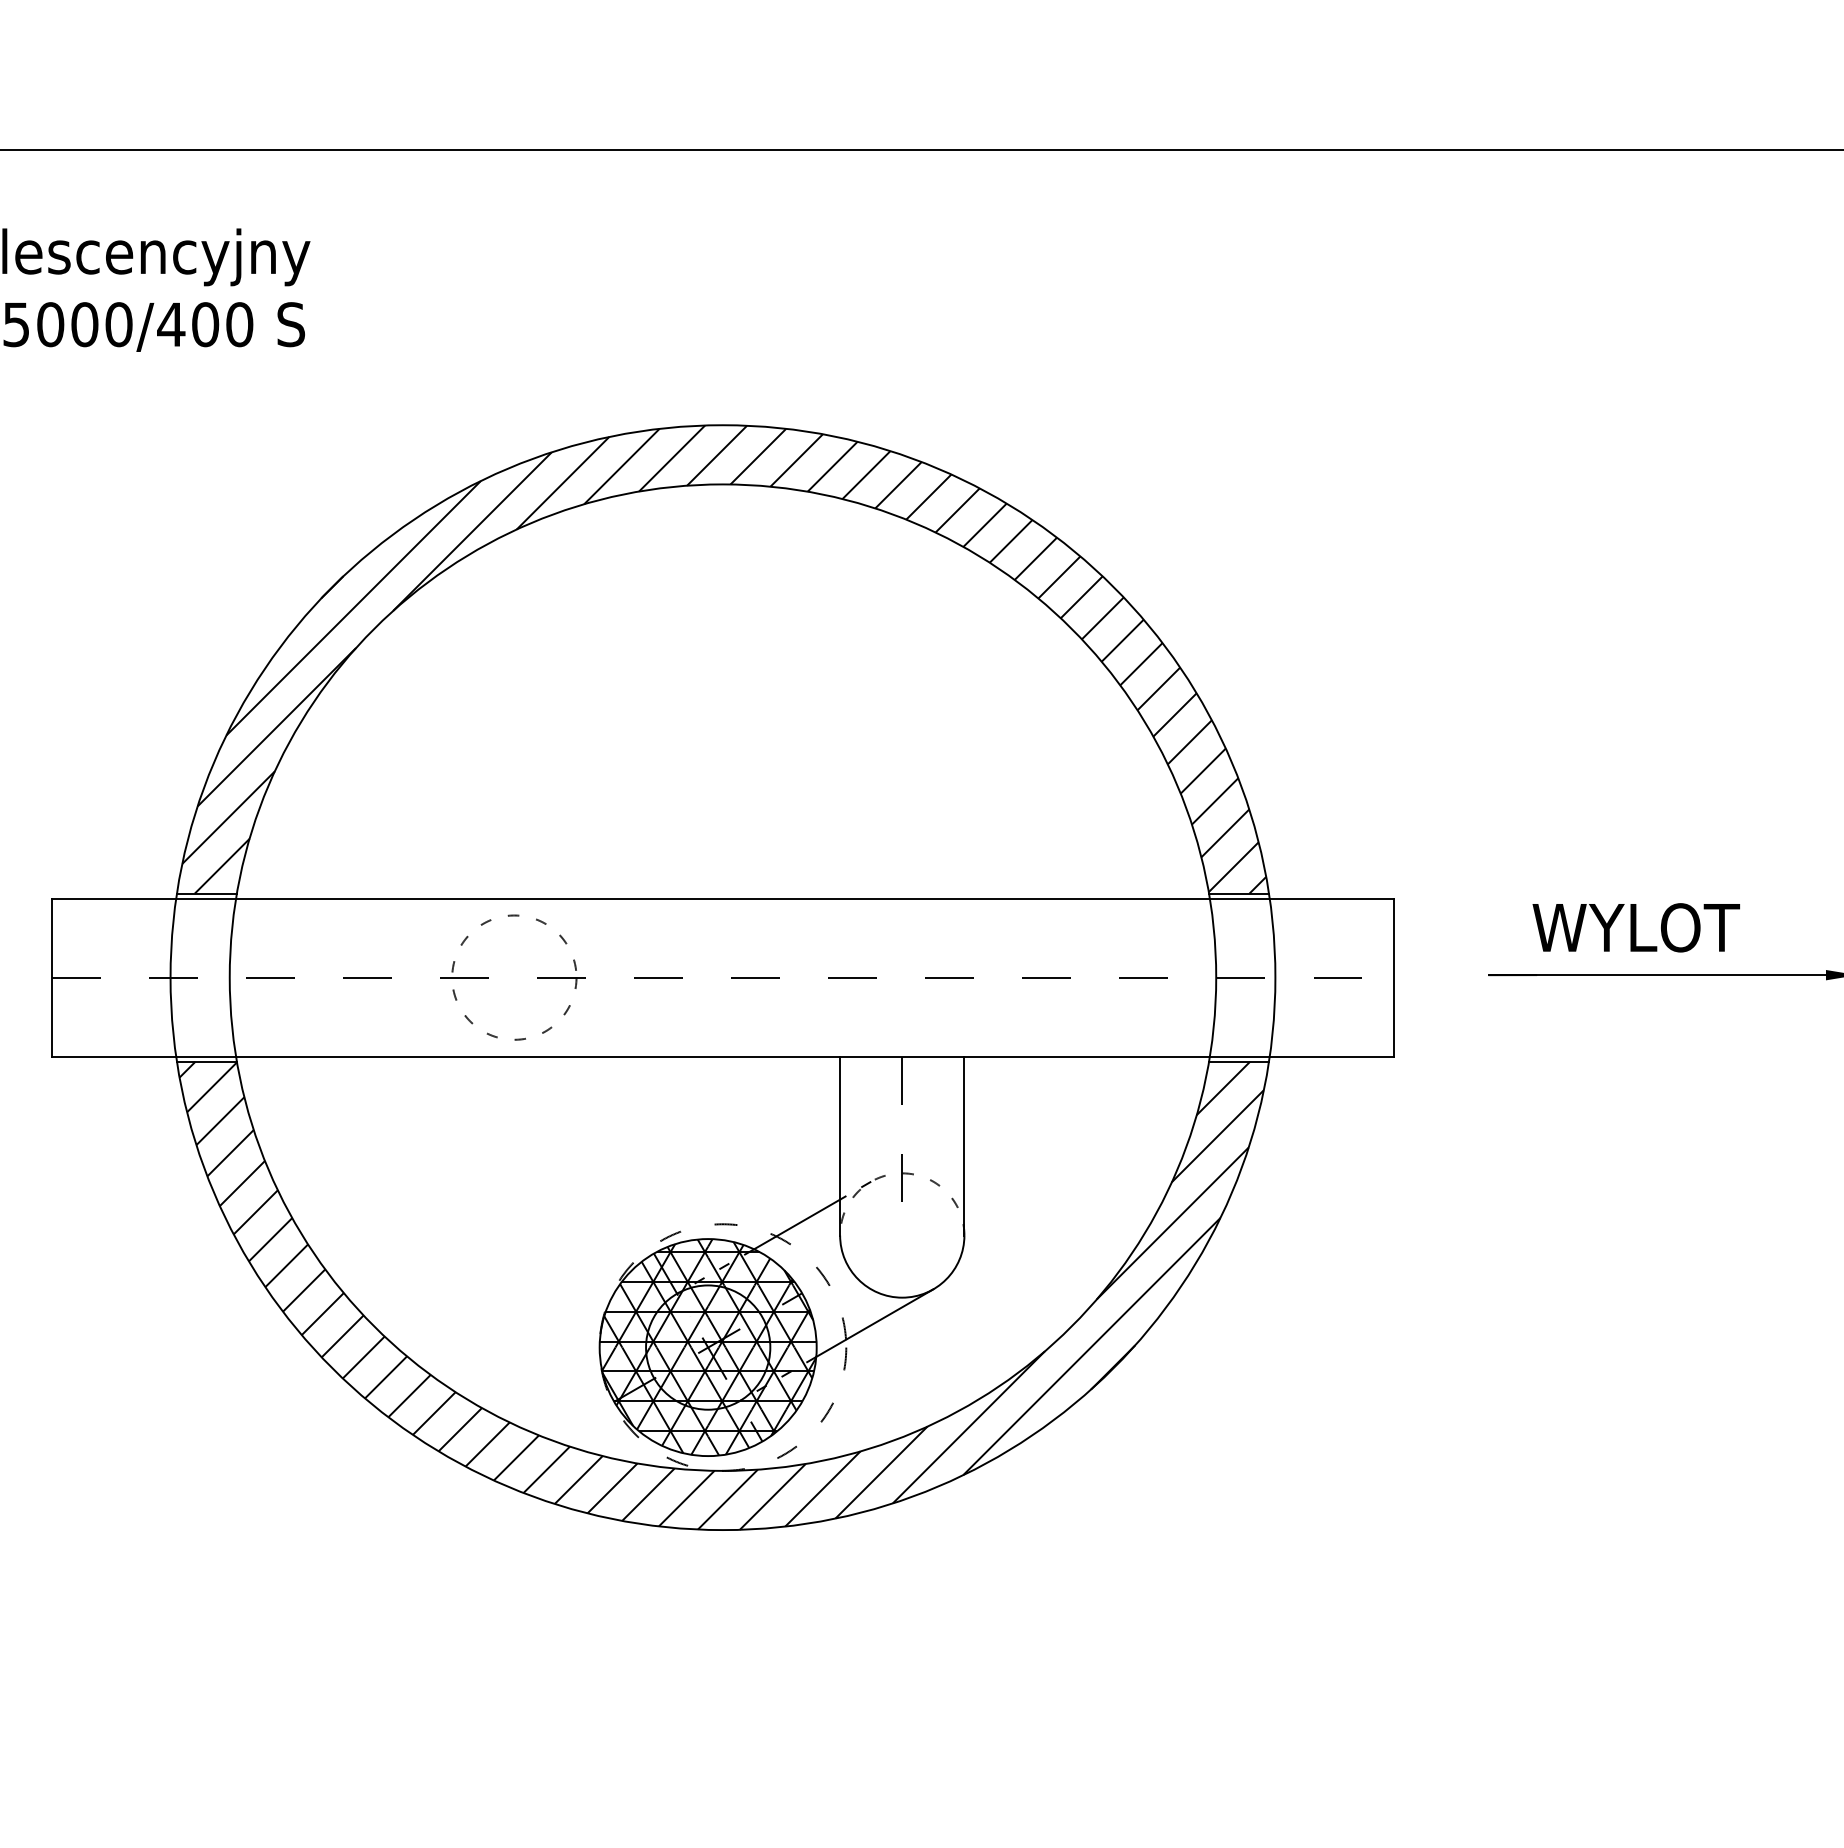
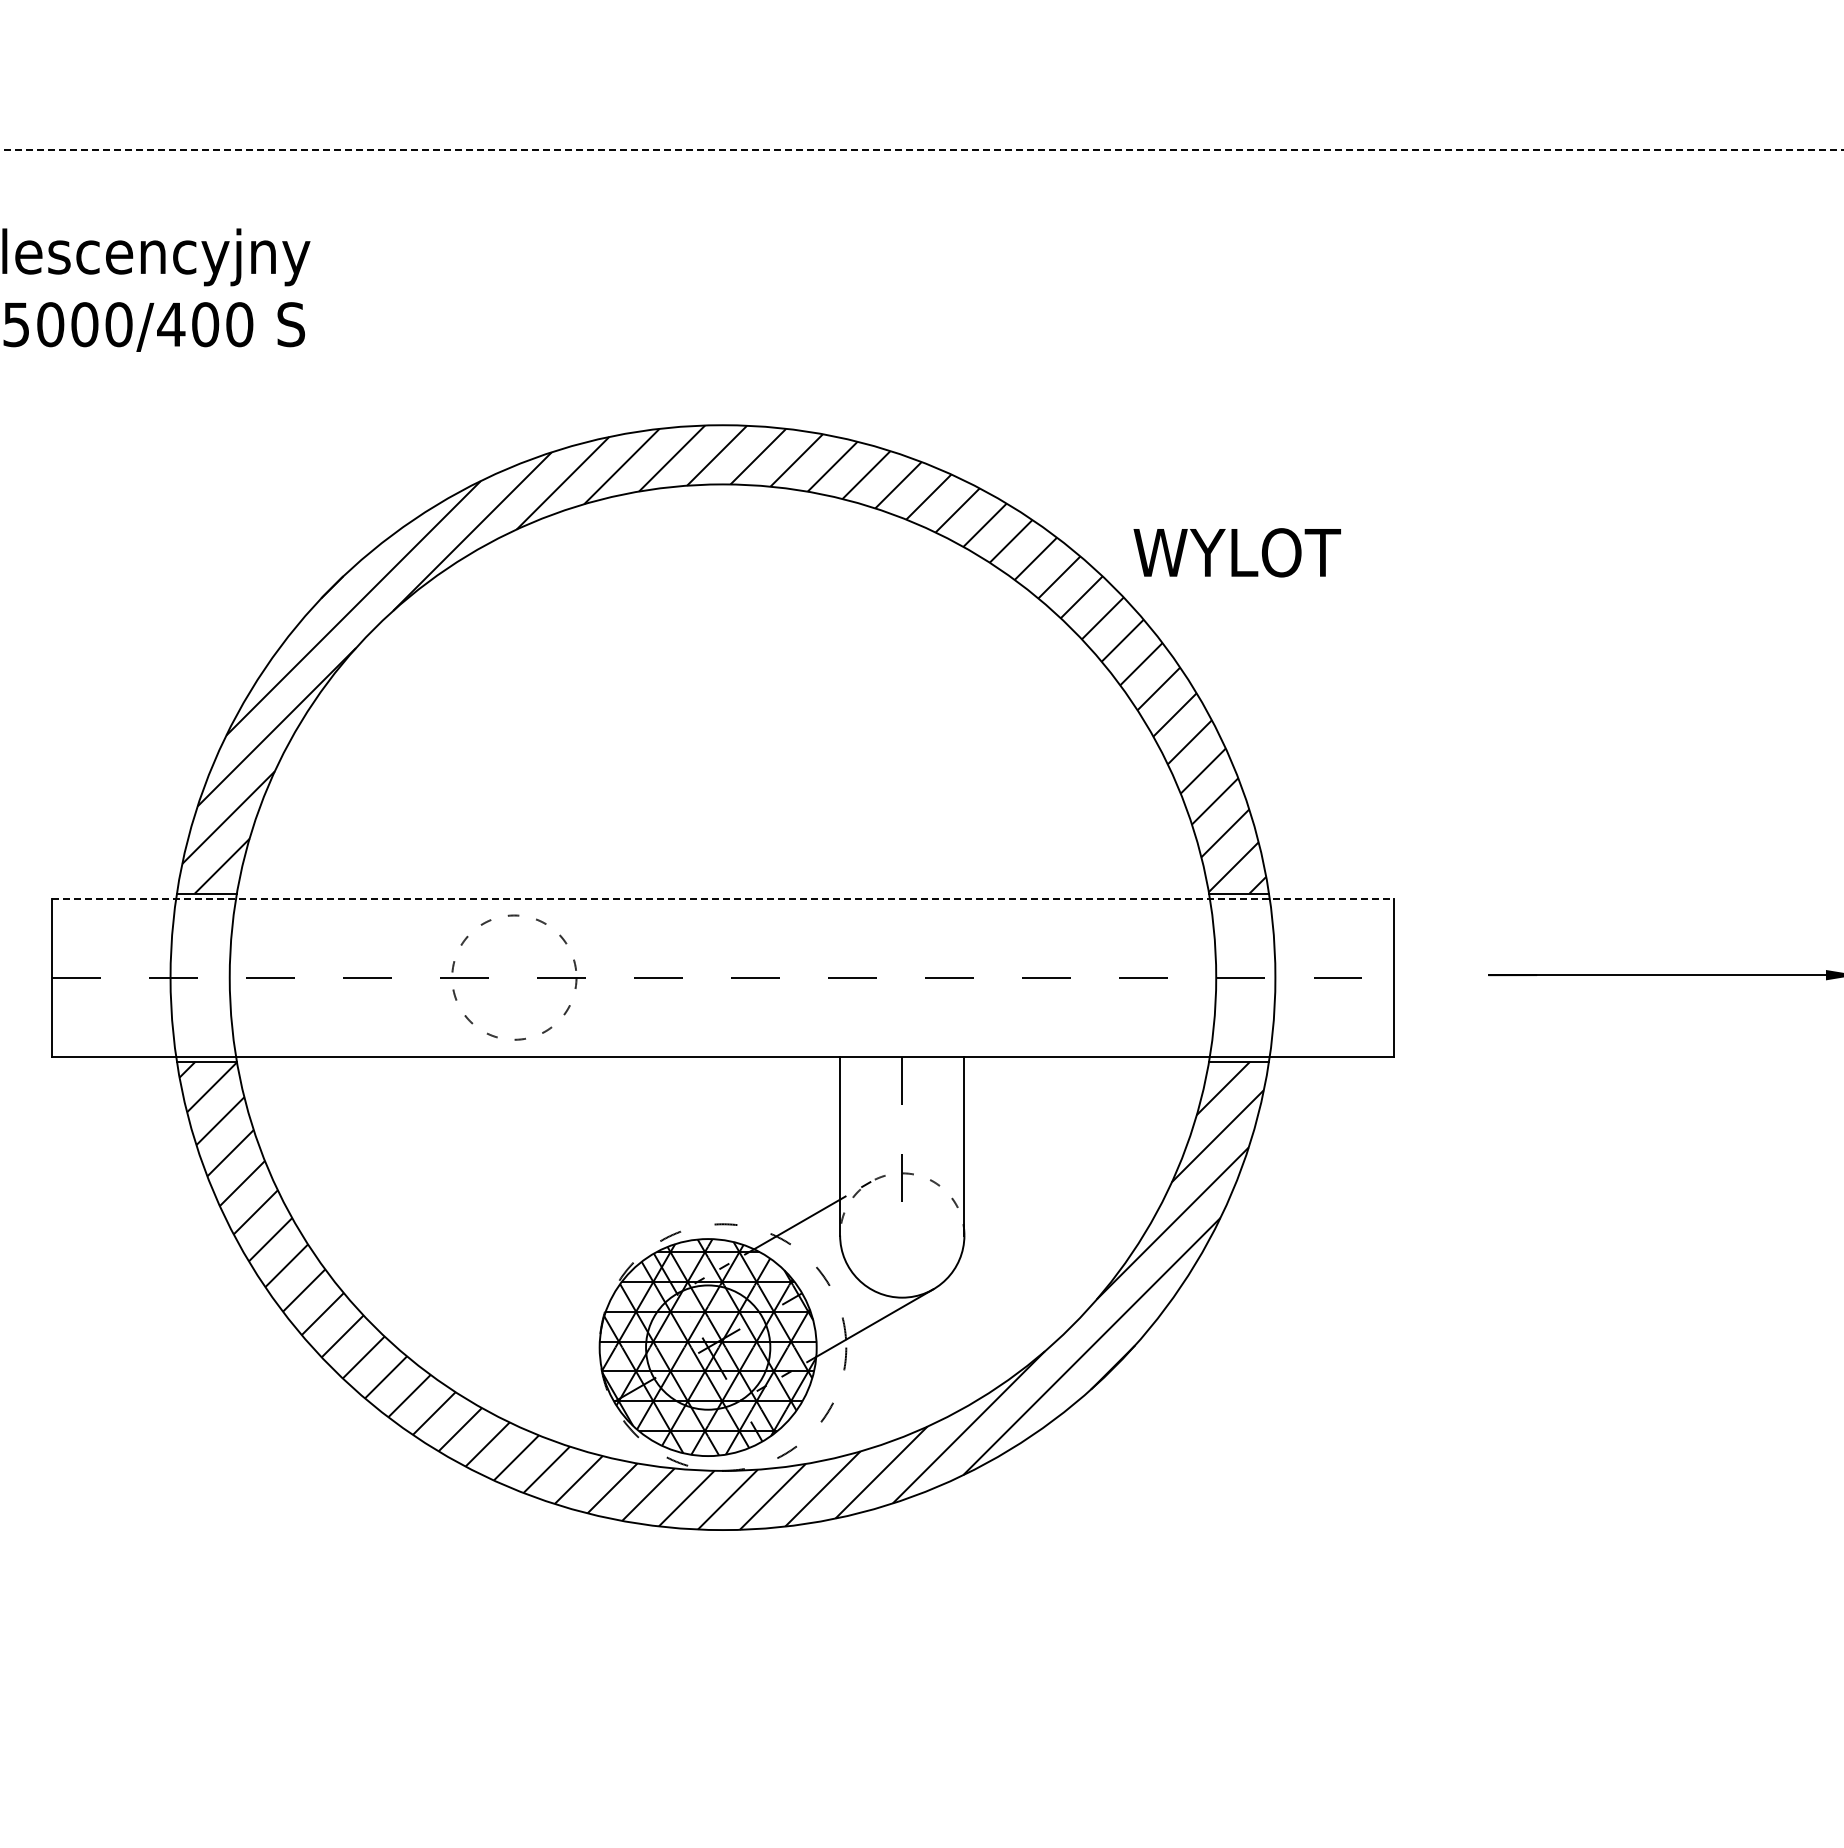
line: solid -> dashed (921, 150)
line: solid -> dashed (722, 898)
text position: (1635, 927) -> (1236, 552) (1236, 552)
